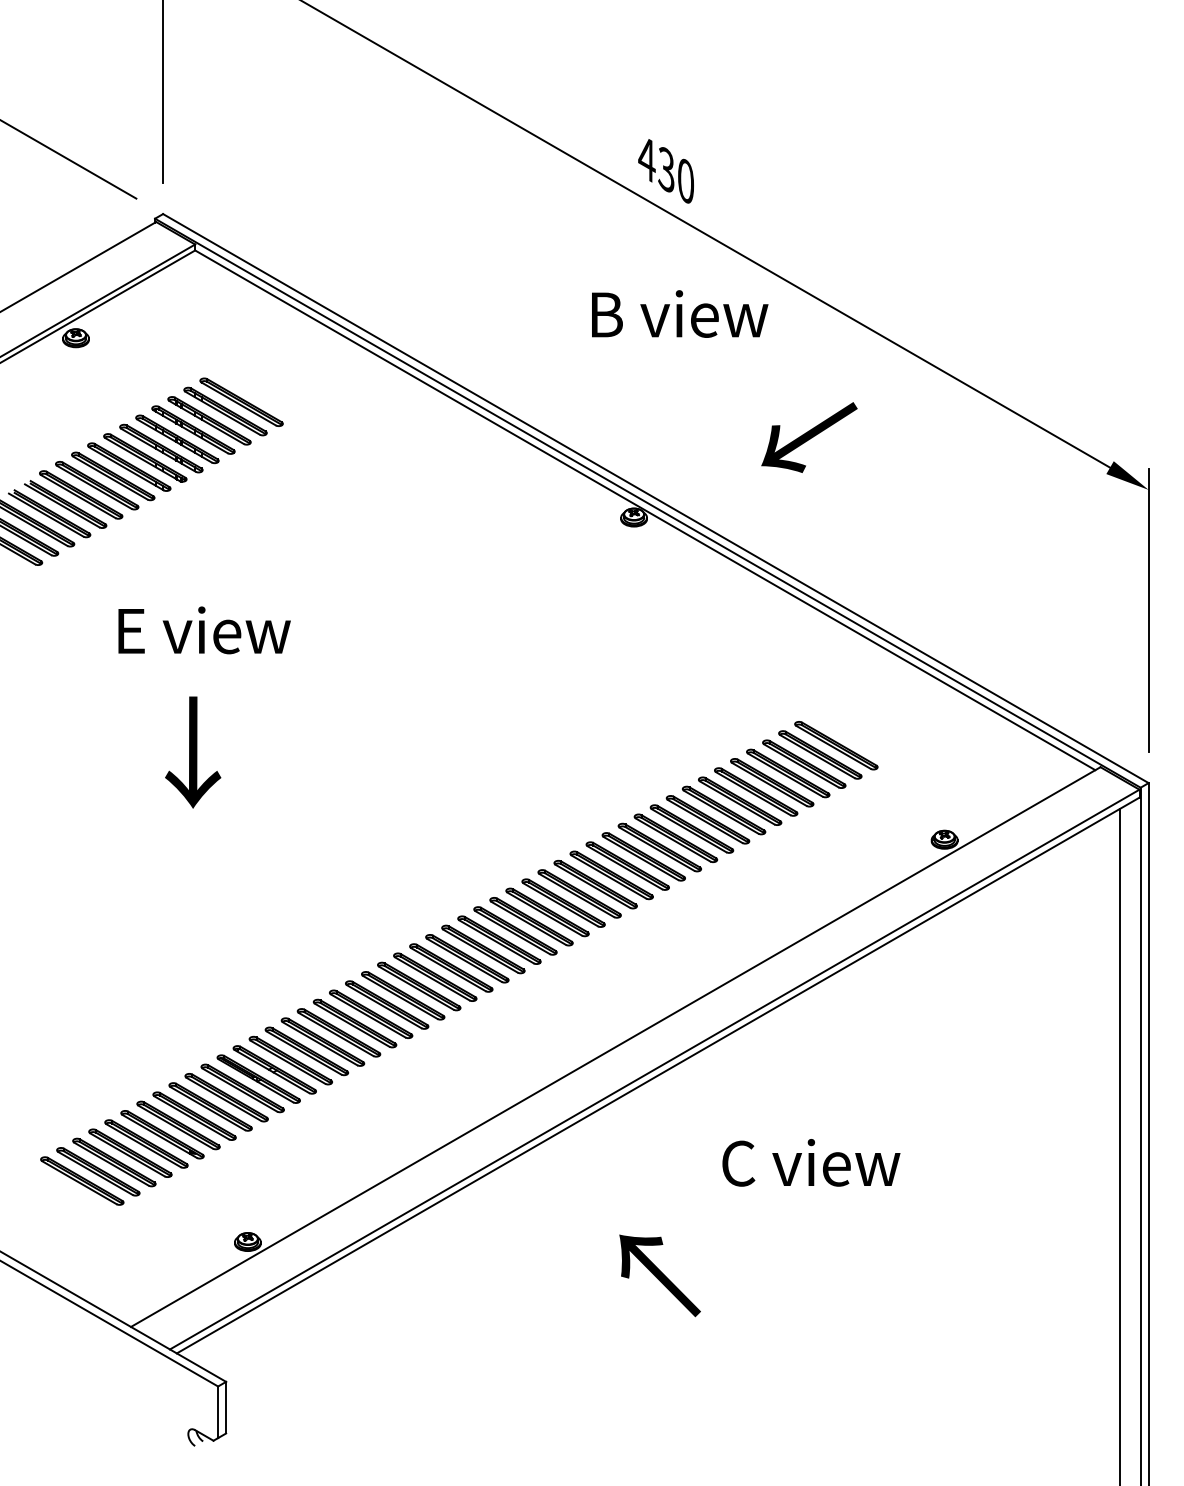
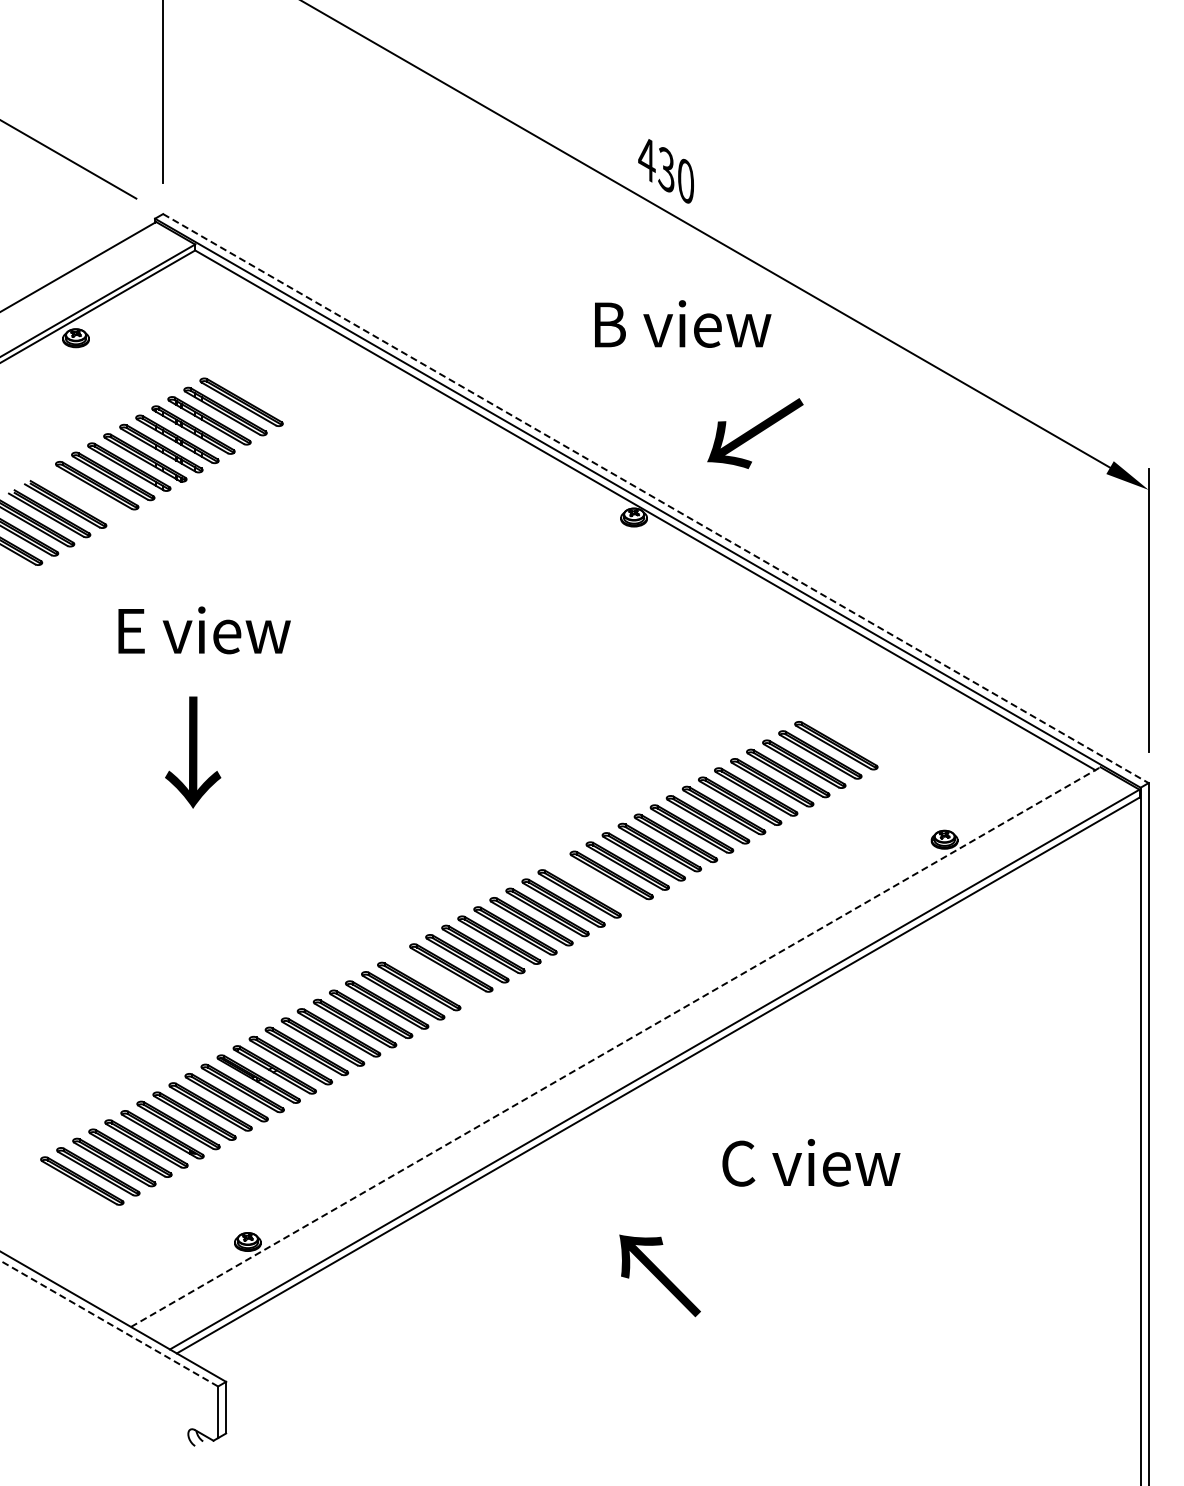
text position: (680, 313) -> (683, 323) (683, 323)
text position: (809, 437) -> (755, 433) (755, 433)
part: present -> none (81, 494)
line: solid -> dashed (656, 498)
part: present -> none (595, 884)
part: present -> none (435, 976)
line: solid -> dashed (615, 1047)
line: present -> none (1120, 1145)
line: solid -> dashed (109, 1323)
